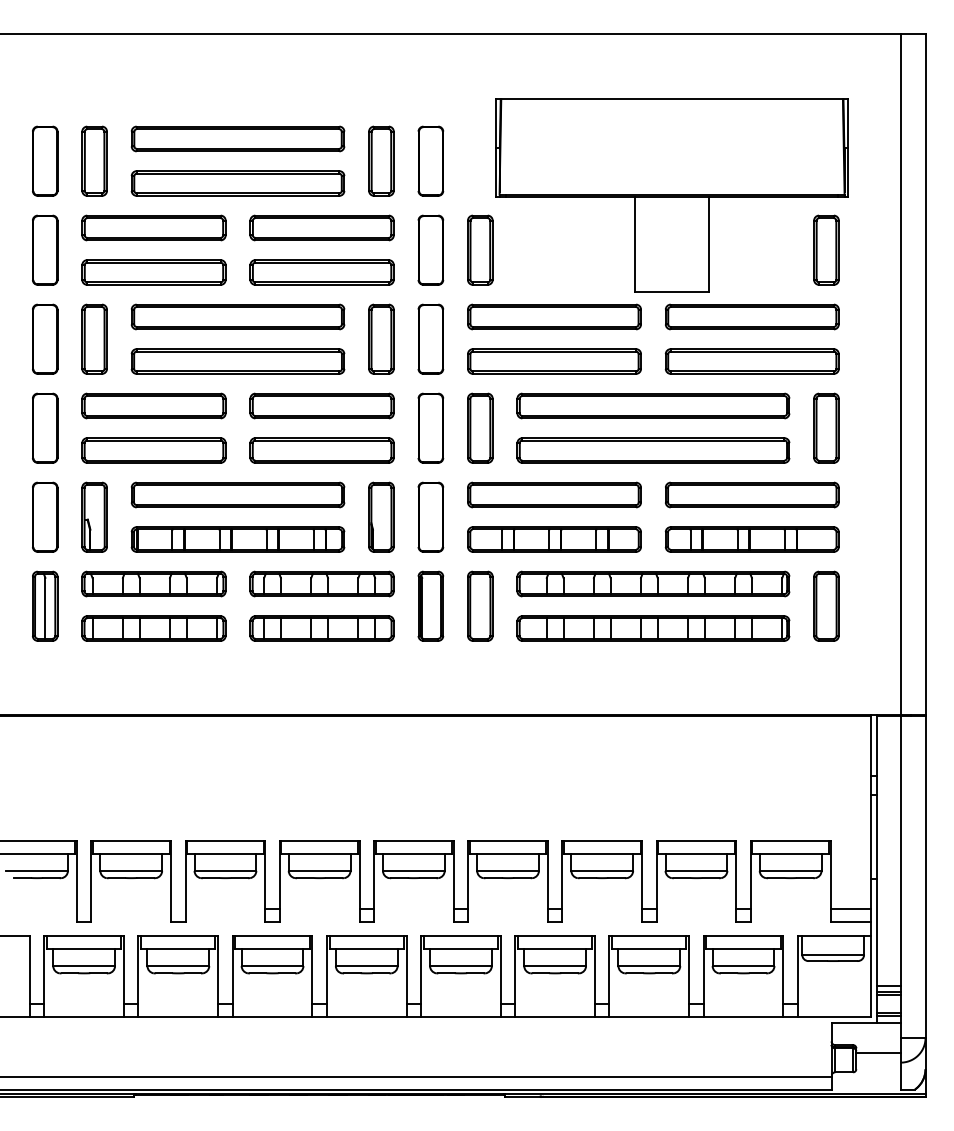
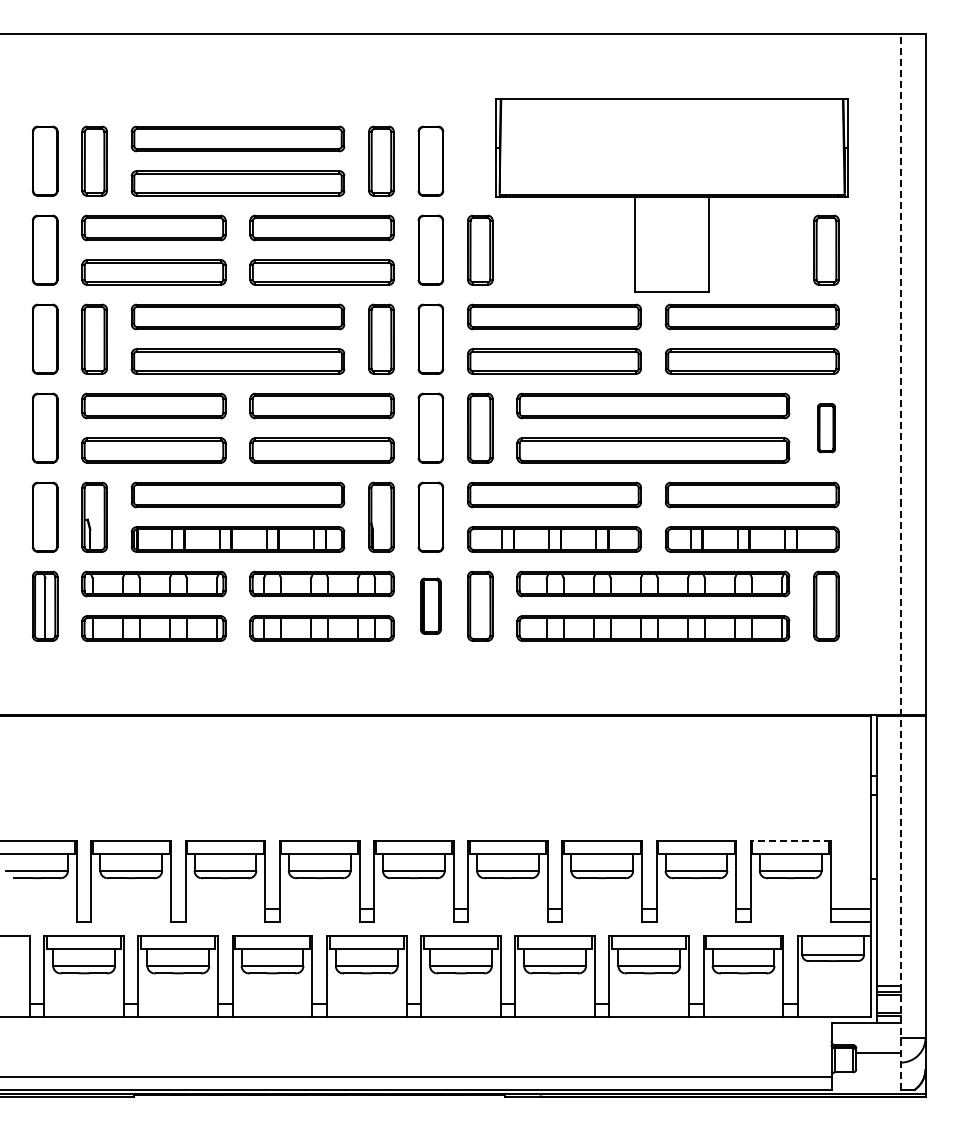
part size: 27x72 px -> 19x51 px (826, 428)
line: solid -> dashed (900, 561)
part size: 28x72 px -> 22x58 px (430, 605)
line: solid -> dashed (790, 841)
